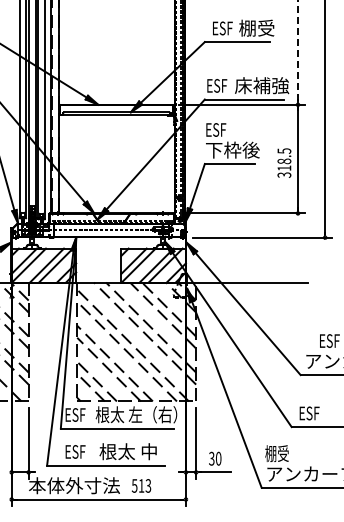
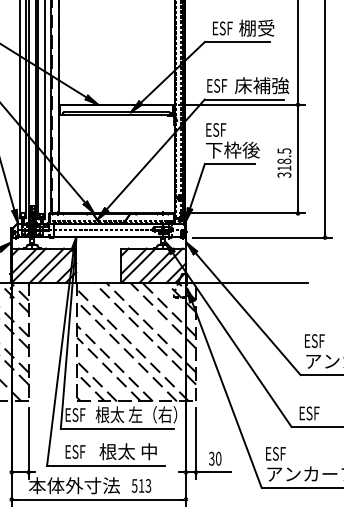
line: dashed -> solid (298, 50)
text position: (329, 340) -> (314, 340) (314, 340)
text: 棚受 -> ESF (276, 453)
